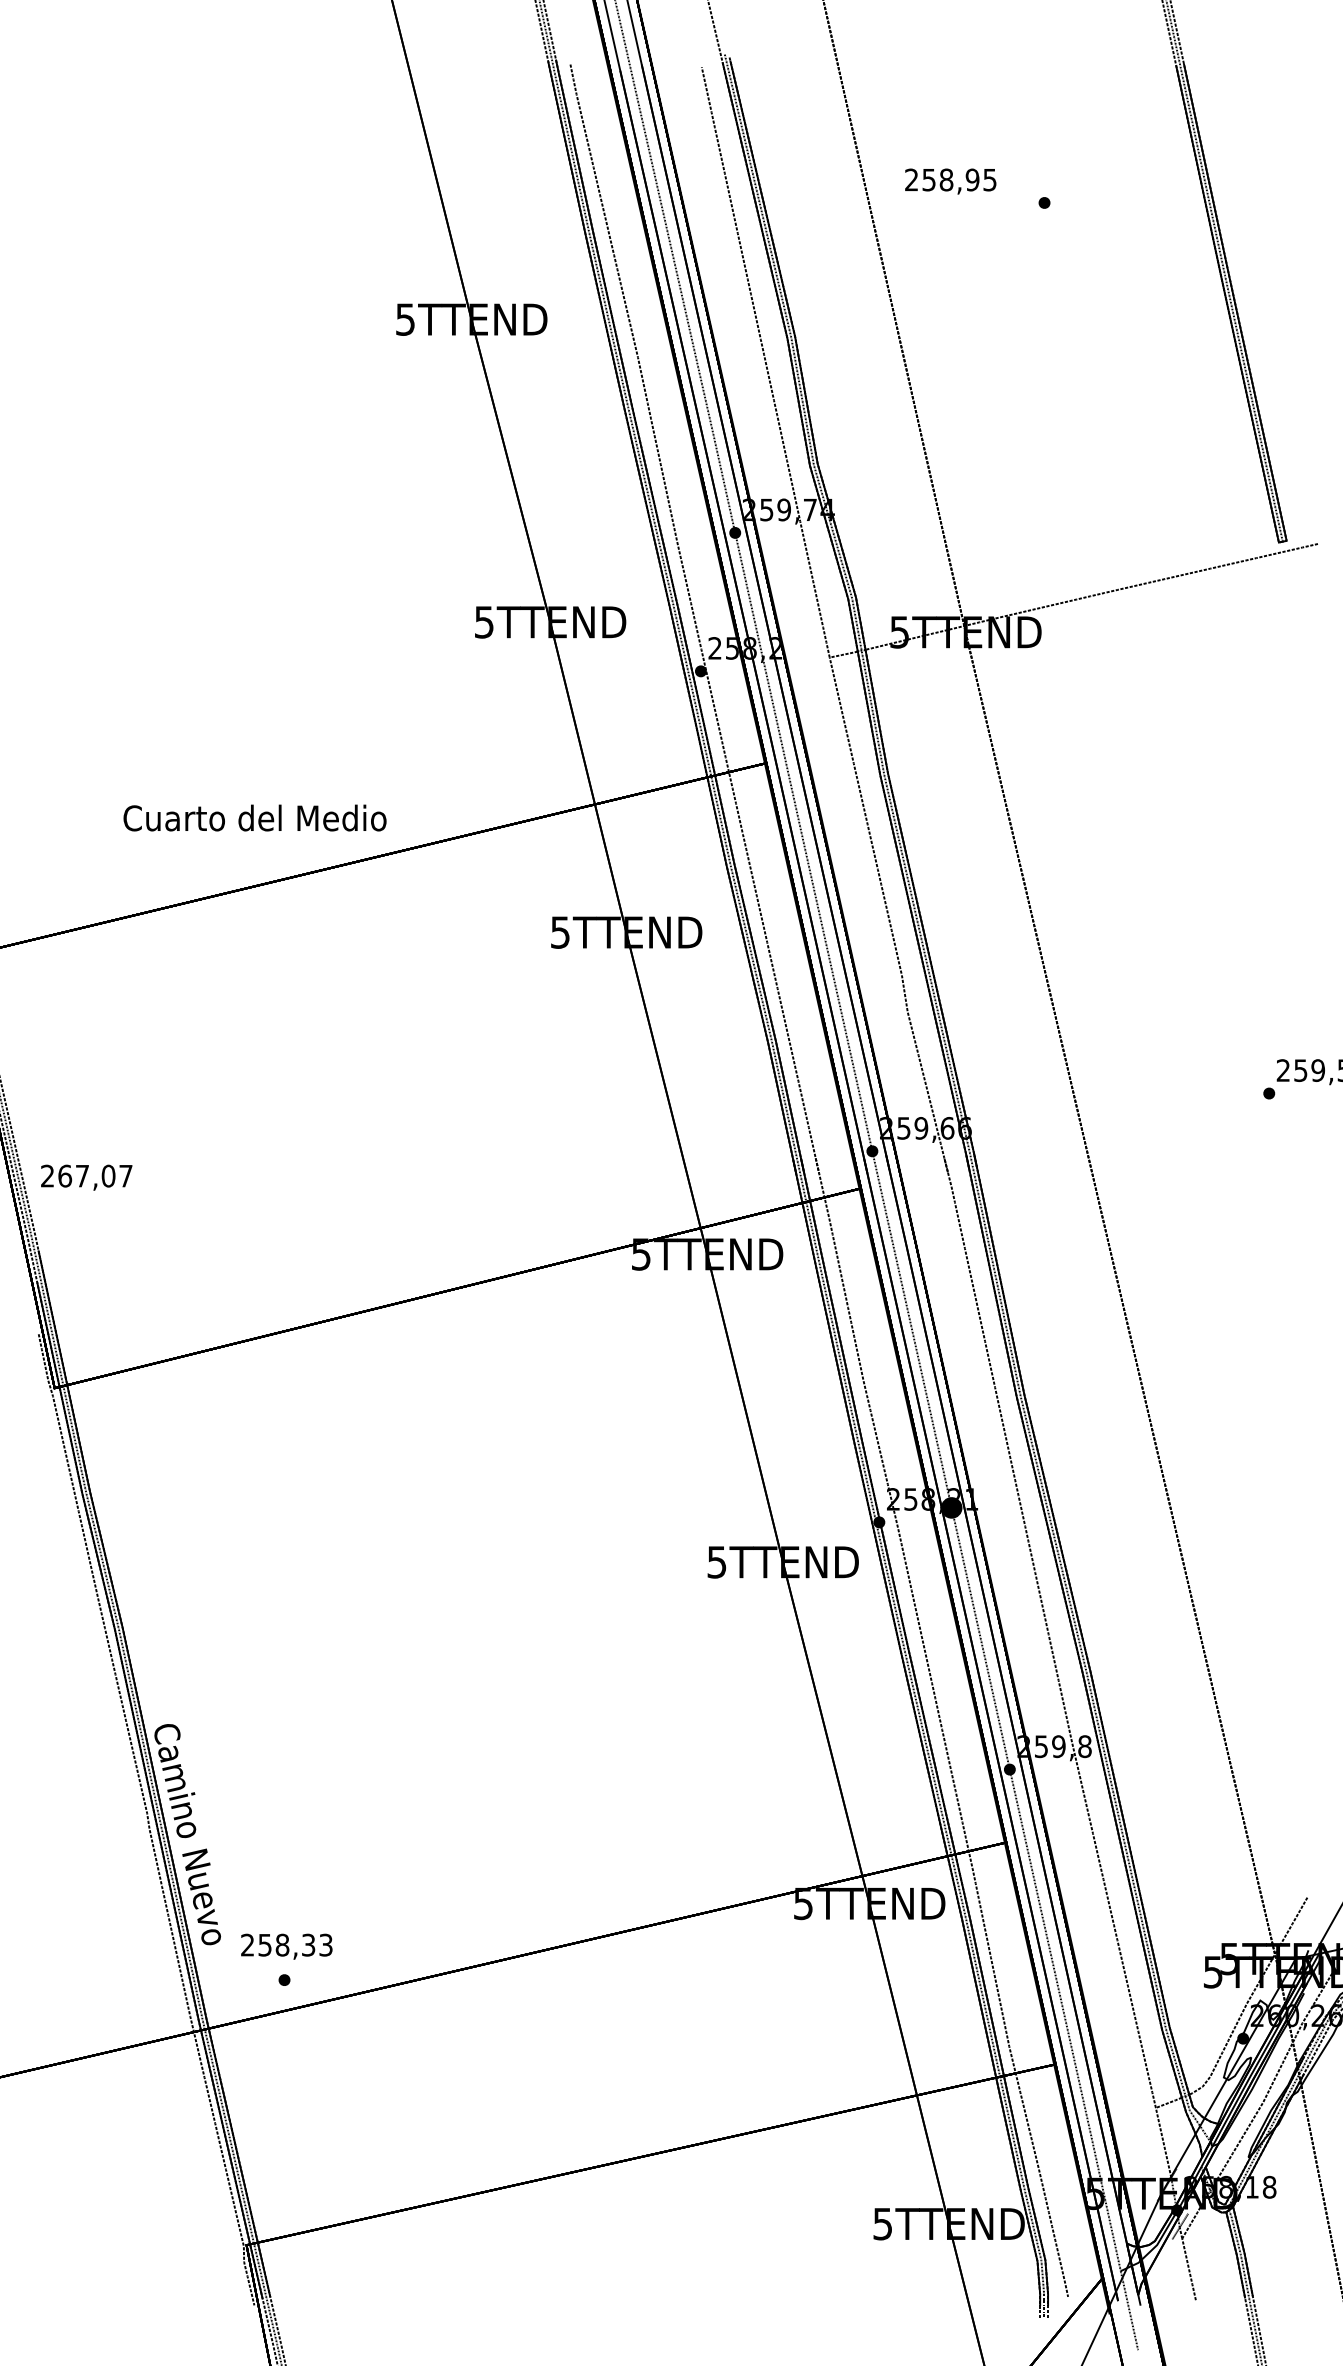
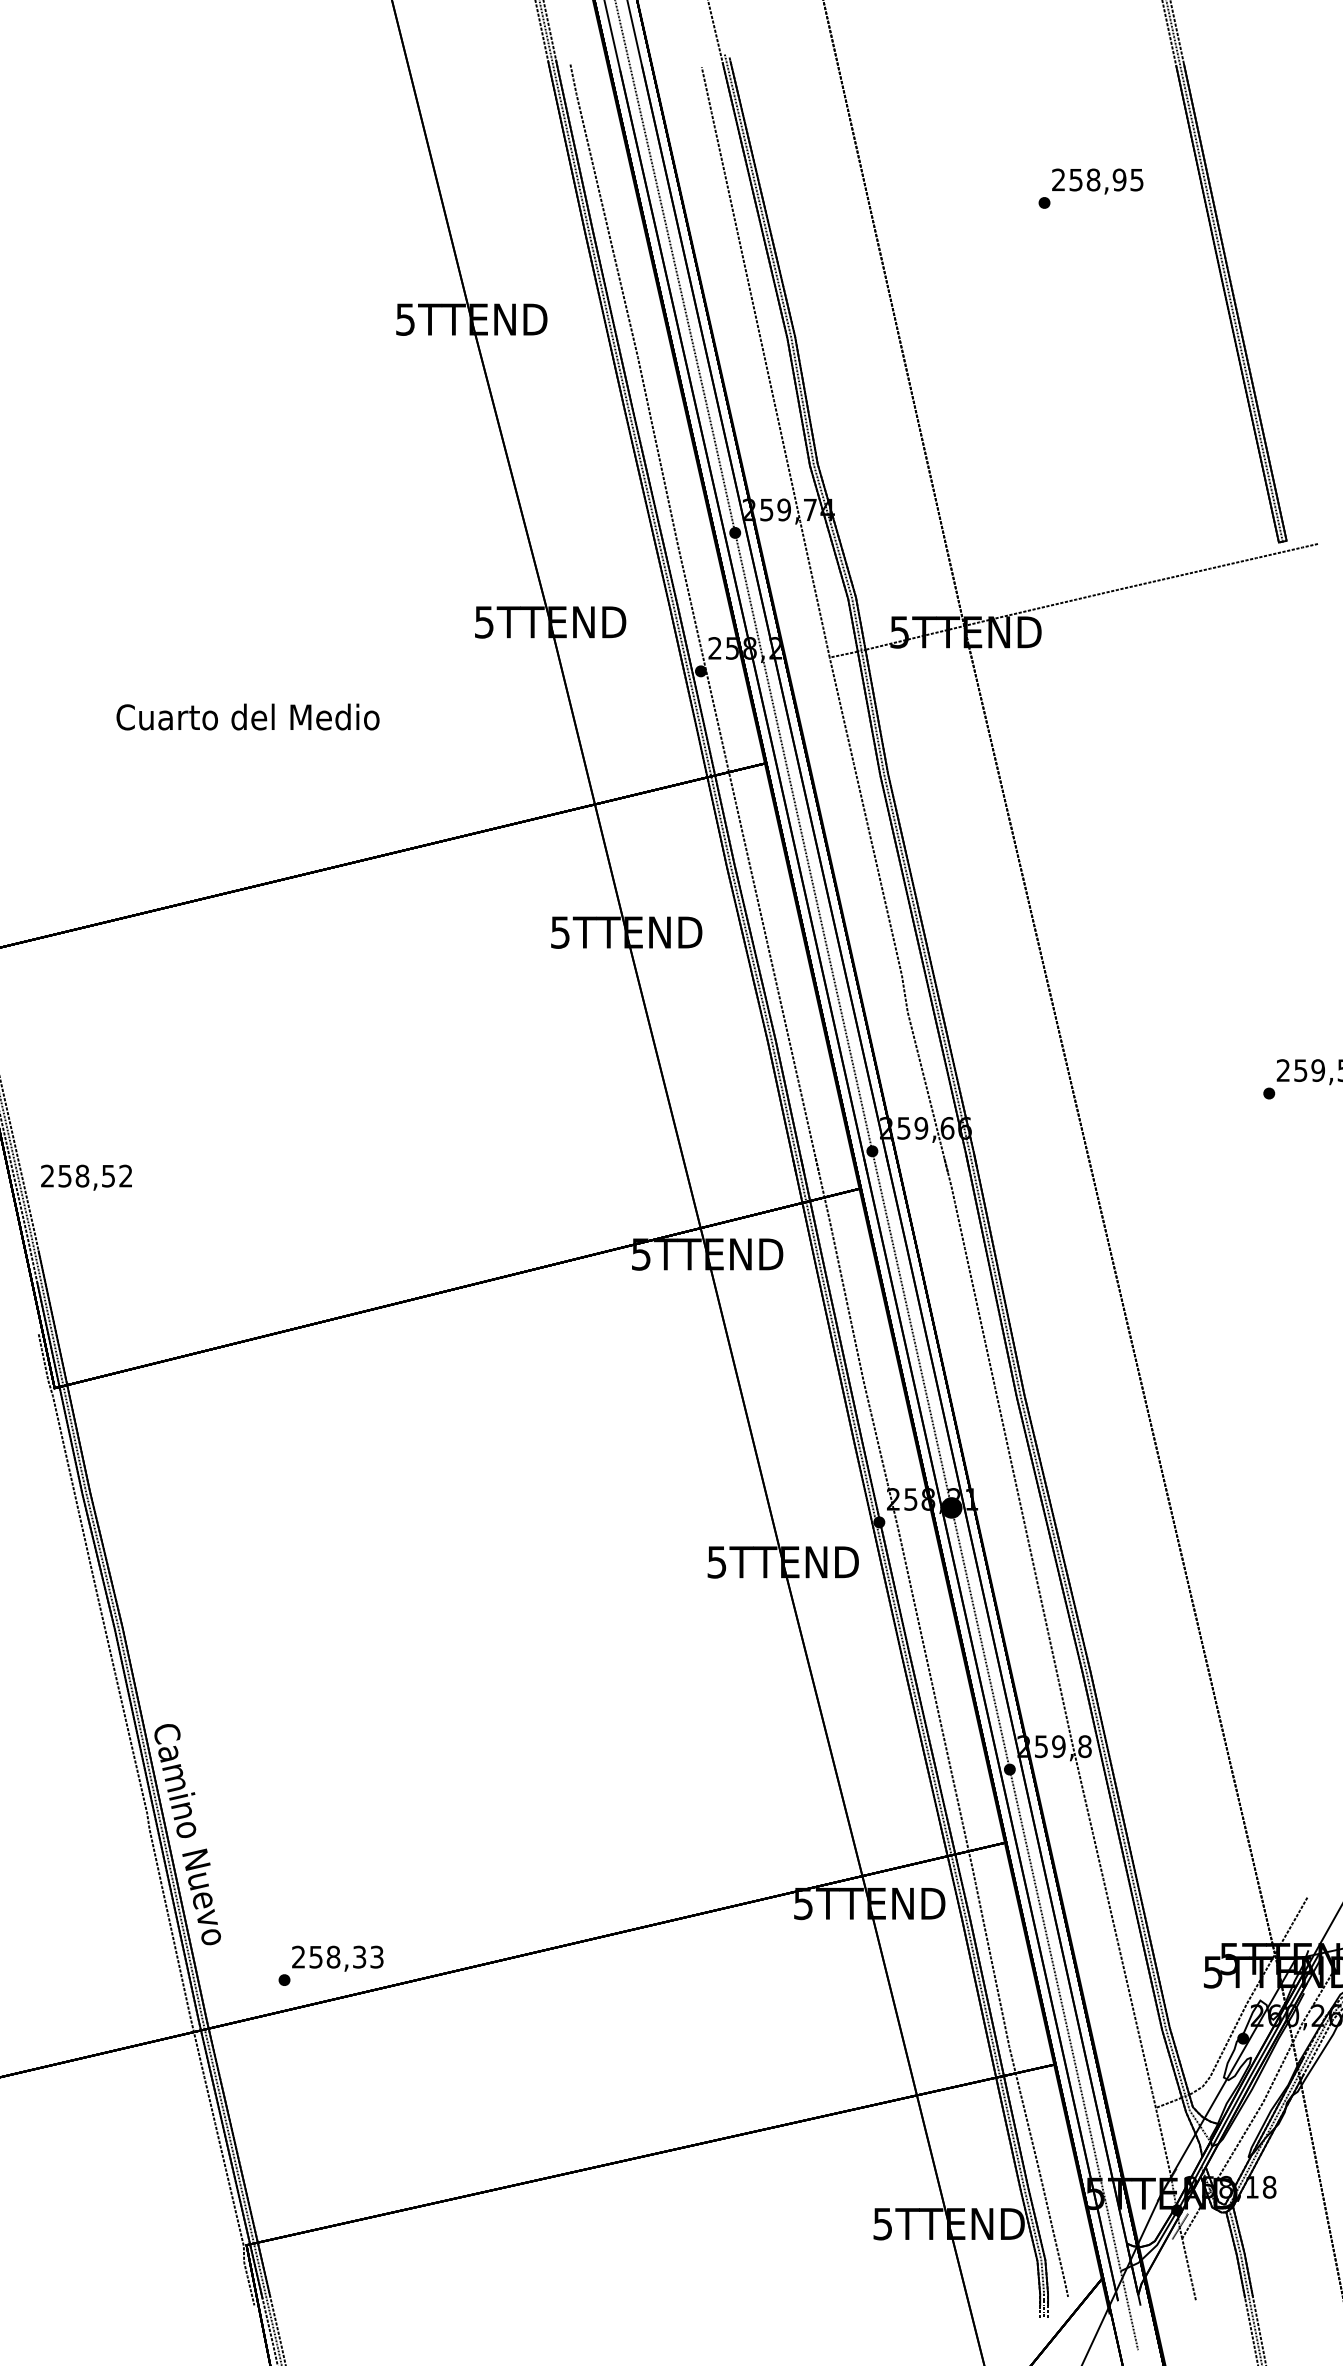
text position: (950, 181) -> (1097, 181) (1097, 181)
text position: (254, 817) -> (247, 716) (247, 716)
text: 267,07 -> 258,52 (95, 1175)
text position: (286, 1946) -> (337, 1958) (337, 1958)
